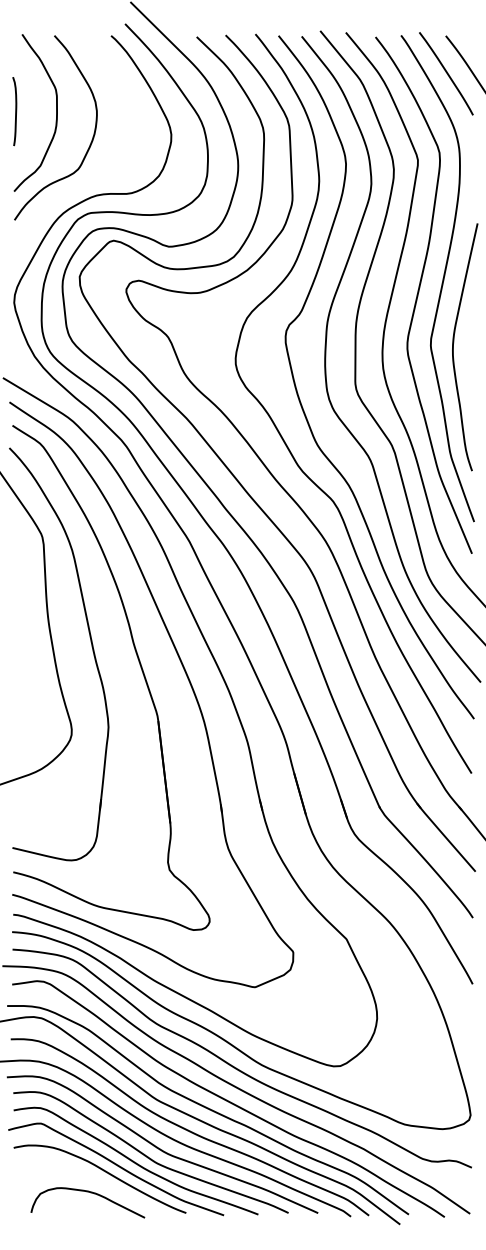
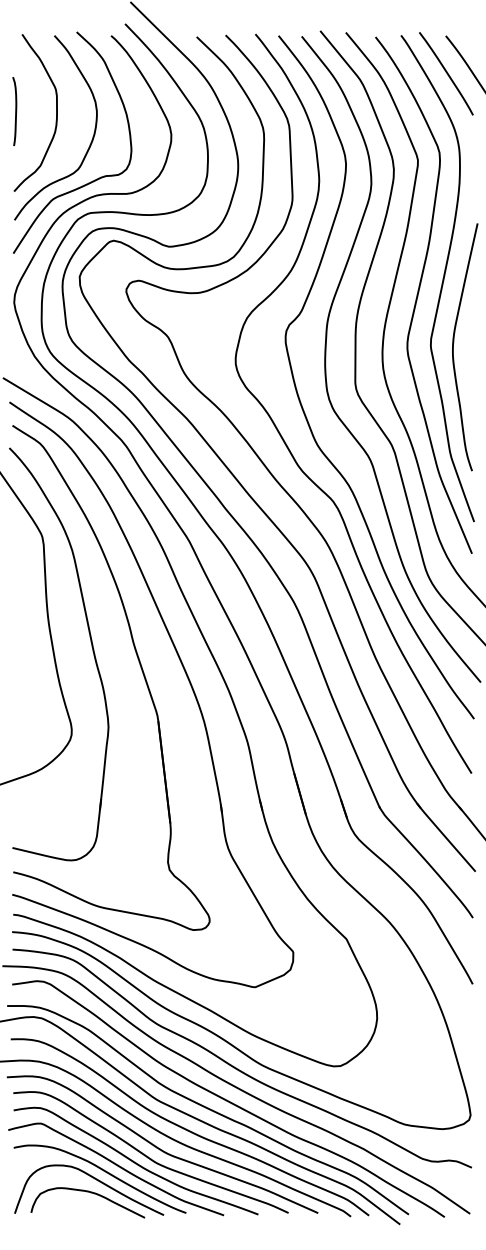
curve: none -> present (92, 180)
curve: none -> present (94, 1179)
